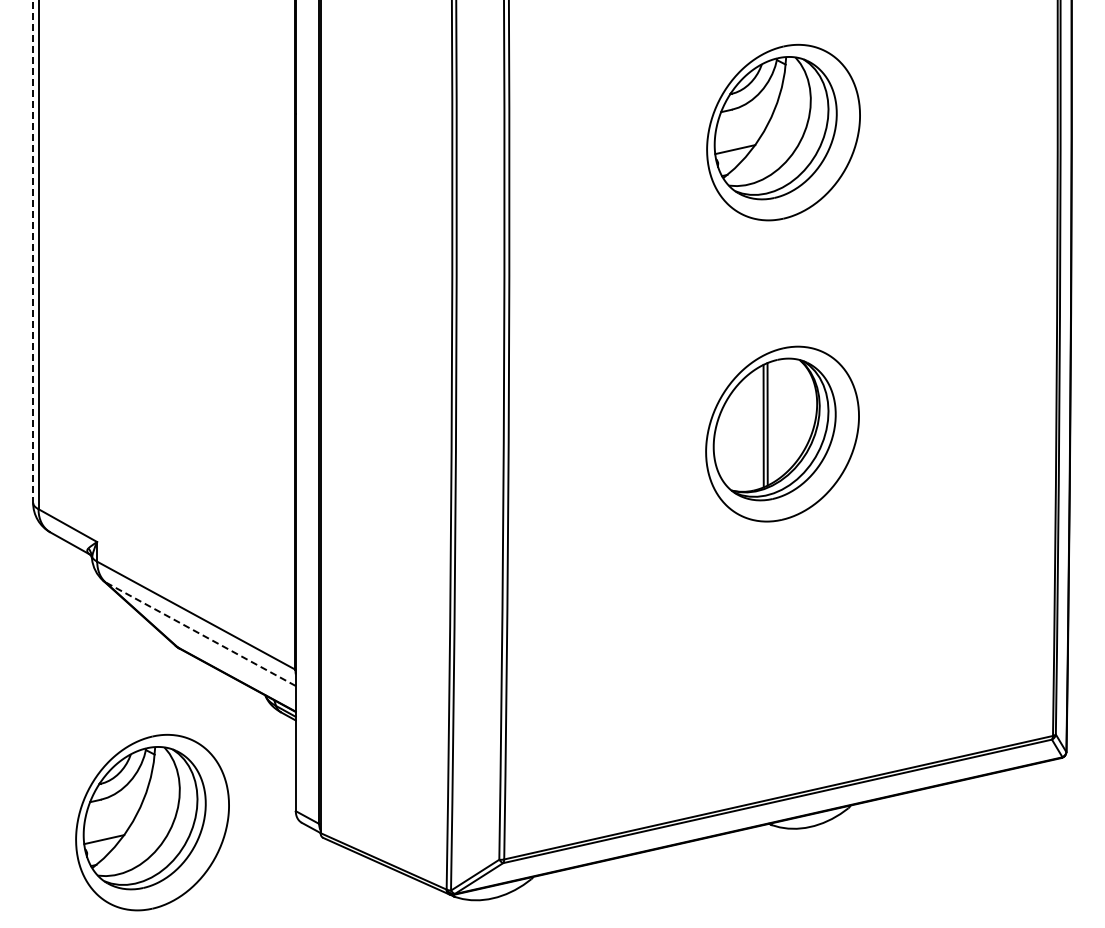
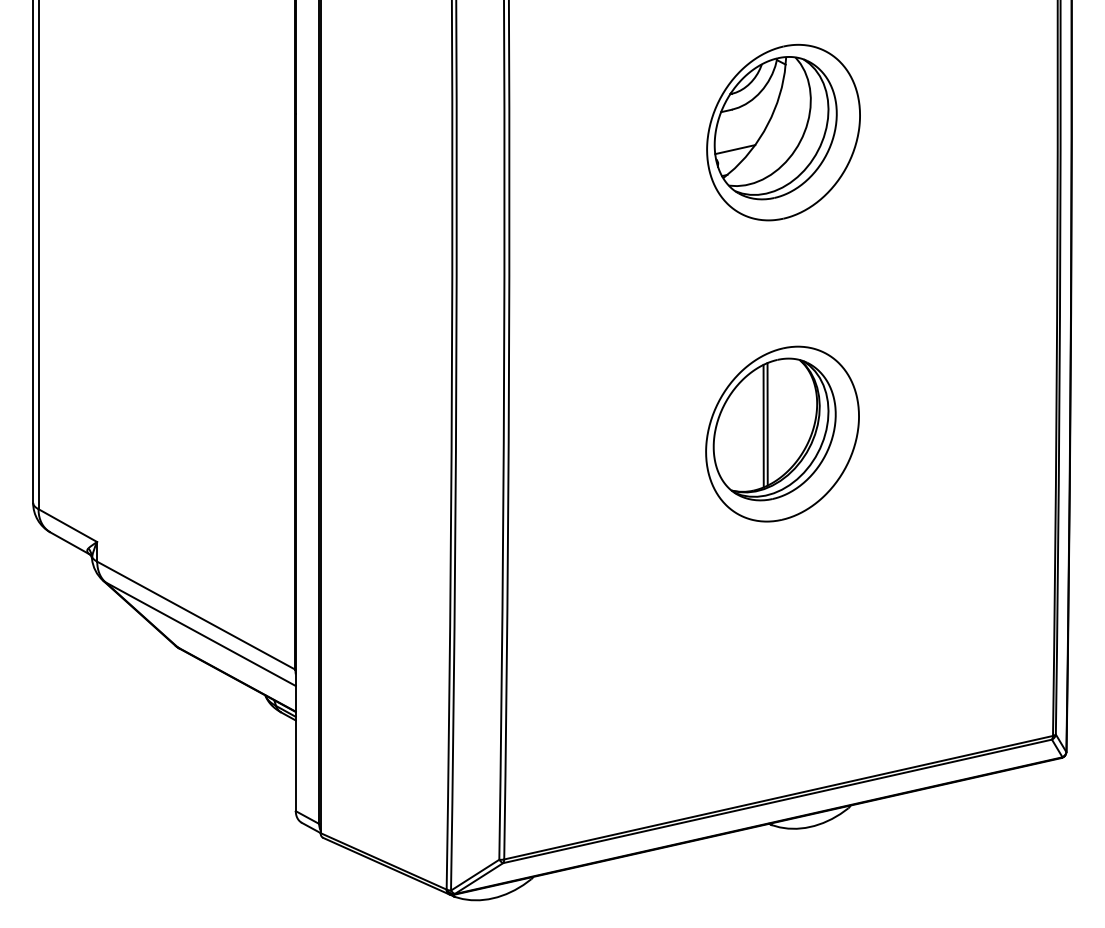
line: dashed -> solid (33, 252)
line: dashed -> solid (200, 633)
part: present -> none (152, 822)
